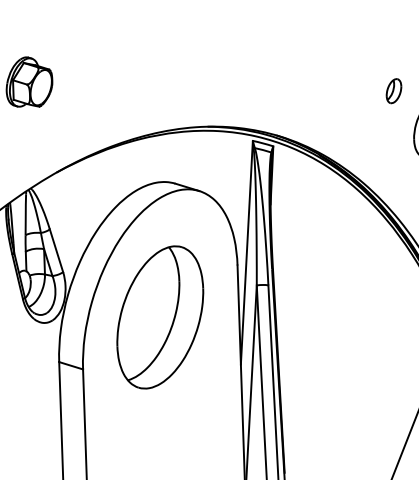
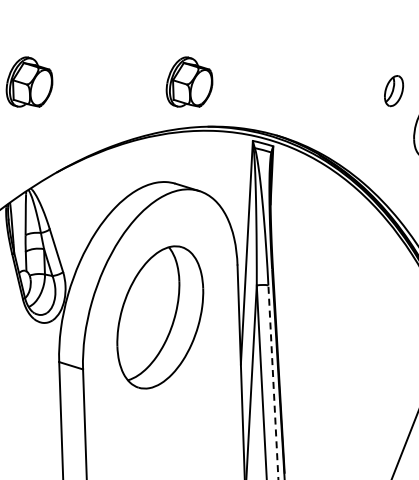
part: none -> present (189, 81)
part size: 18x27 px -> 21x33 px (394, 91)
line: solid -> dashed (273, 382)
